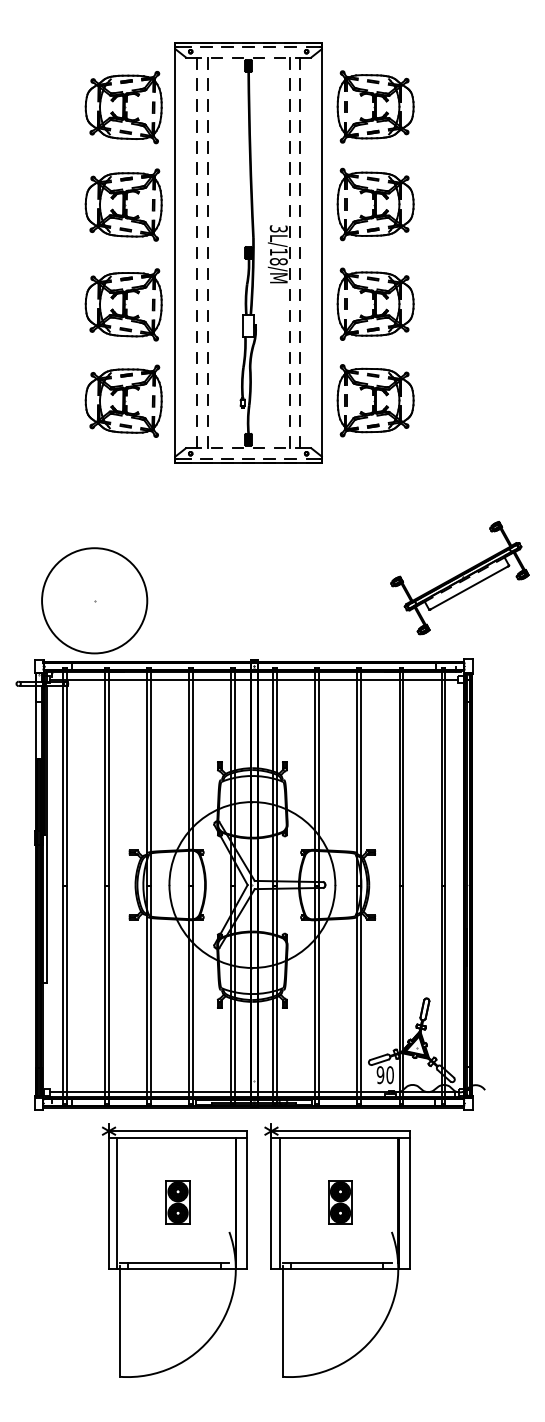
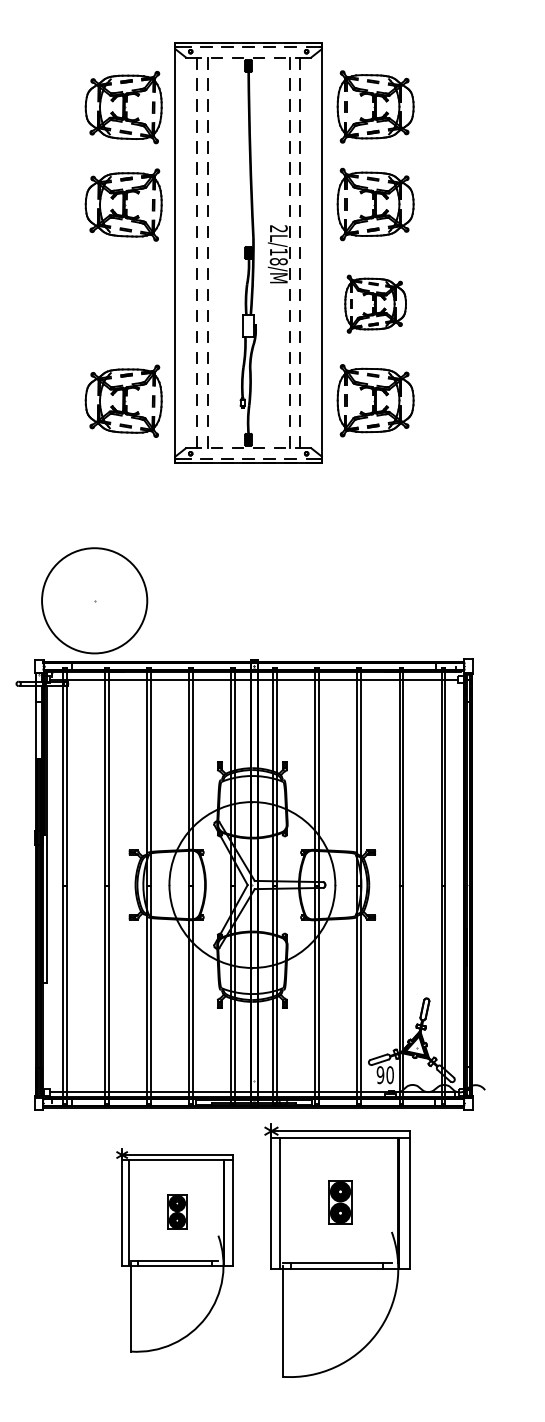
text: 3L/18/M -> 2L/18/M (278, 228)
part size: 79x74 px -> 63x60 px (375, 303)
part: present -> none (123, 304)
part: present -> none (459, 578)
part size: 147x255 px -> 118x205 px (174, 1250)
